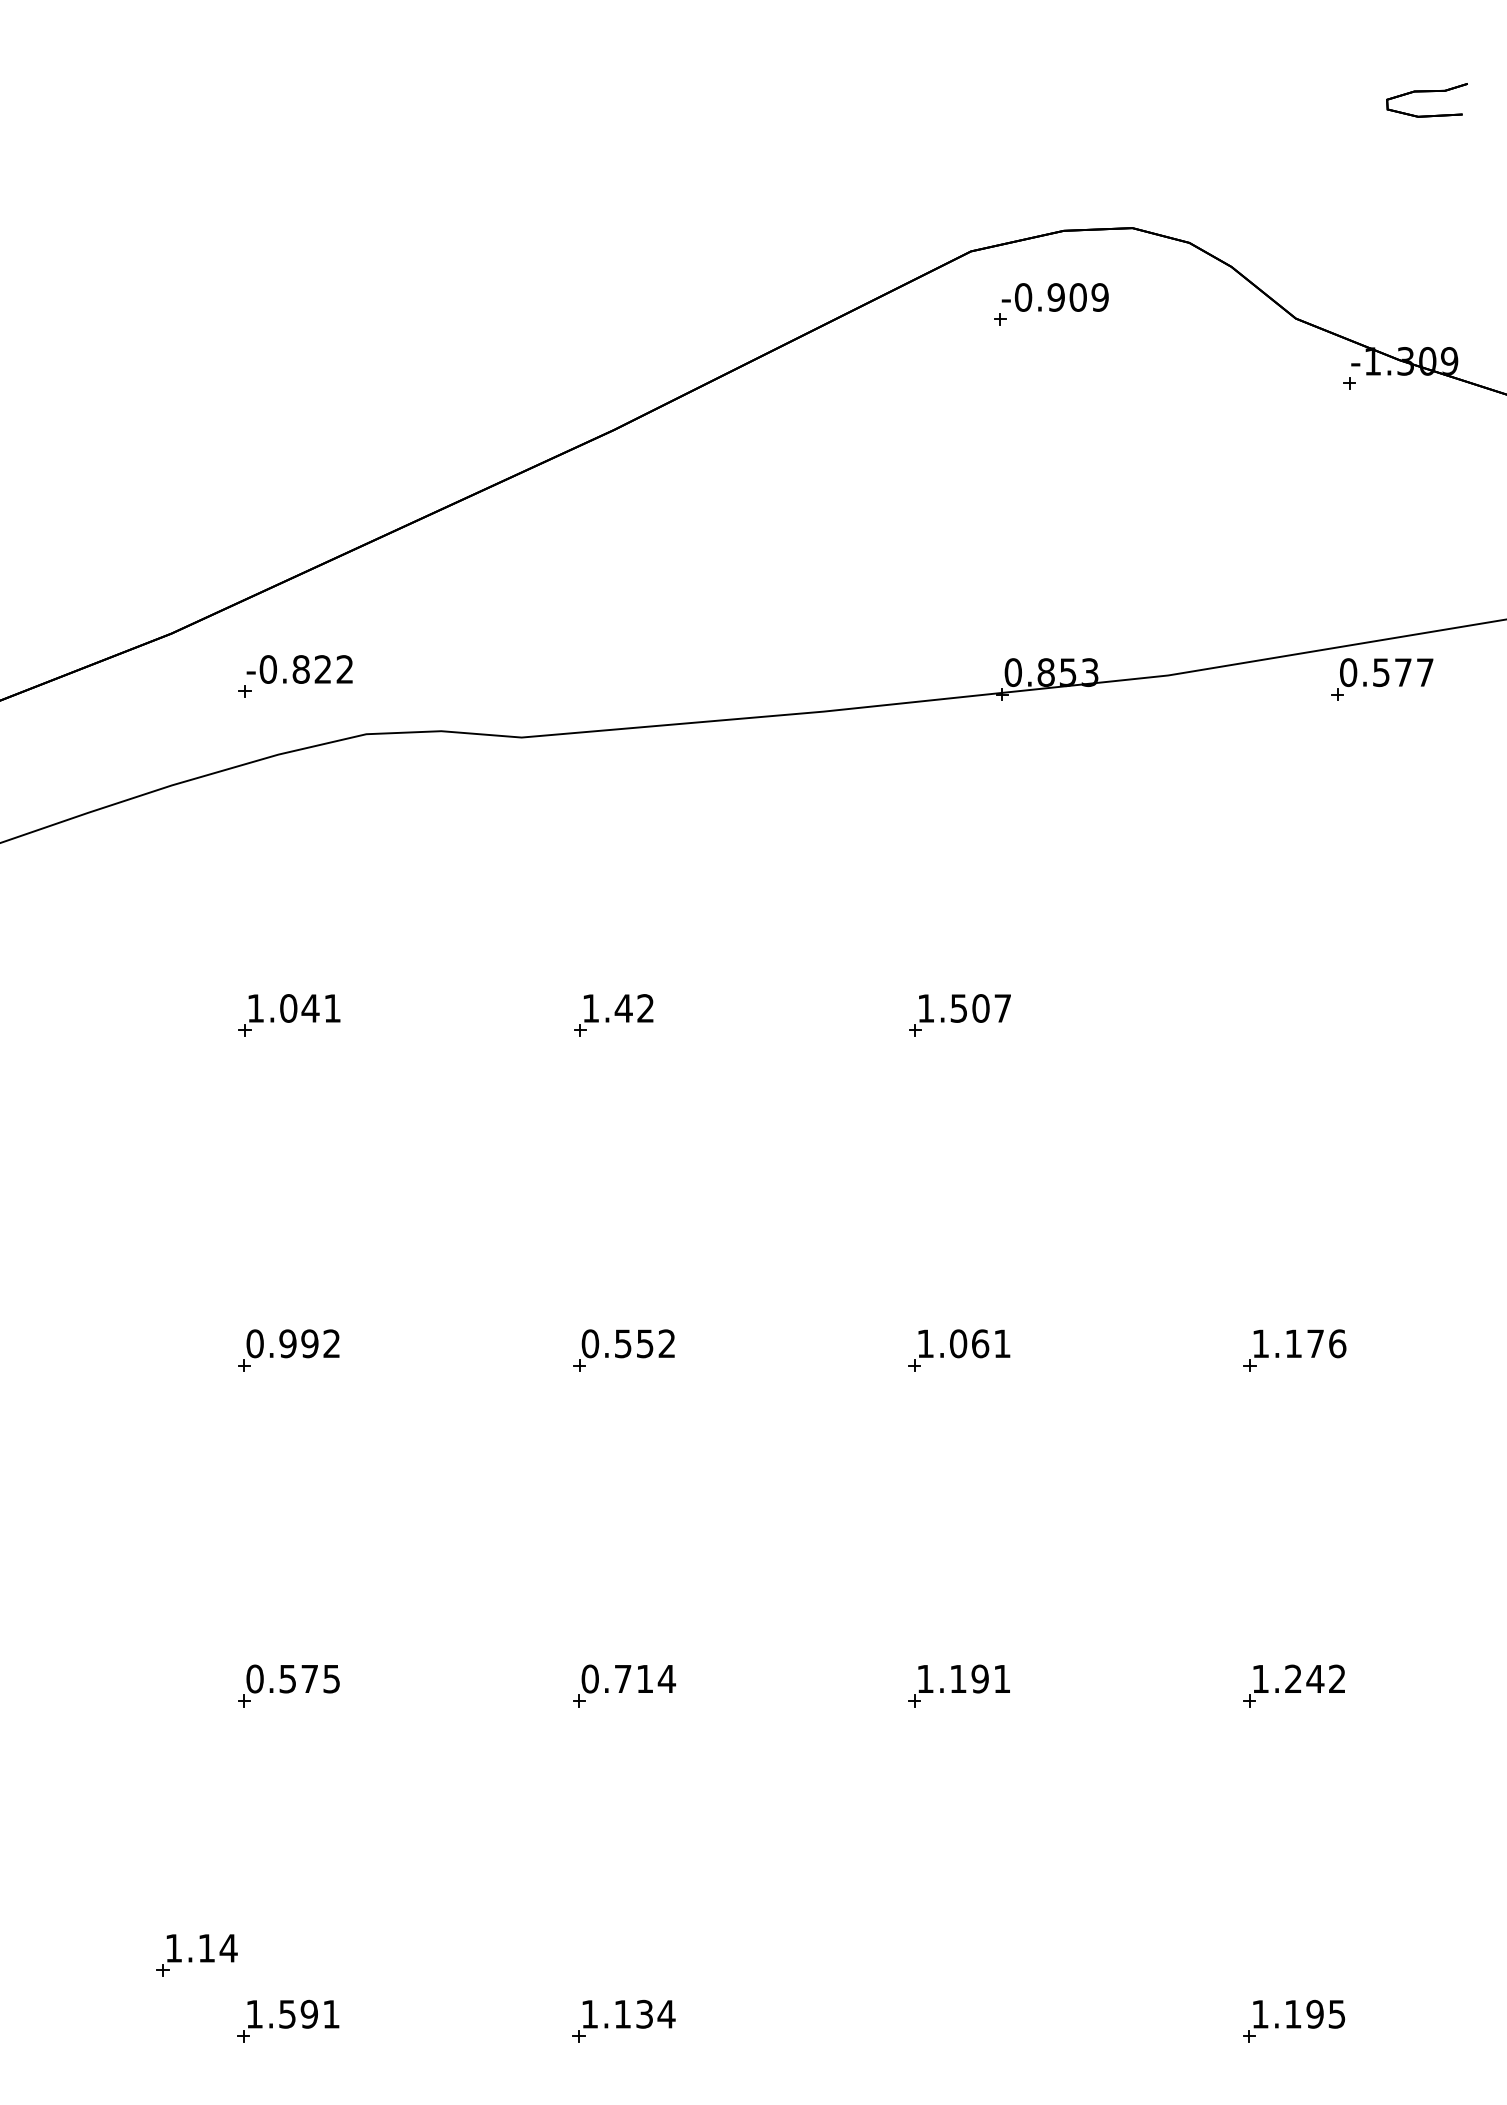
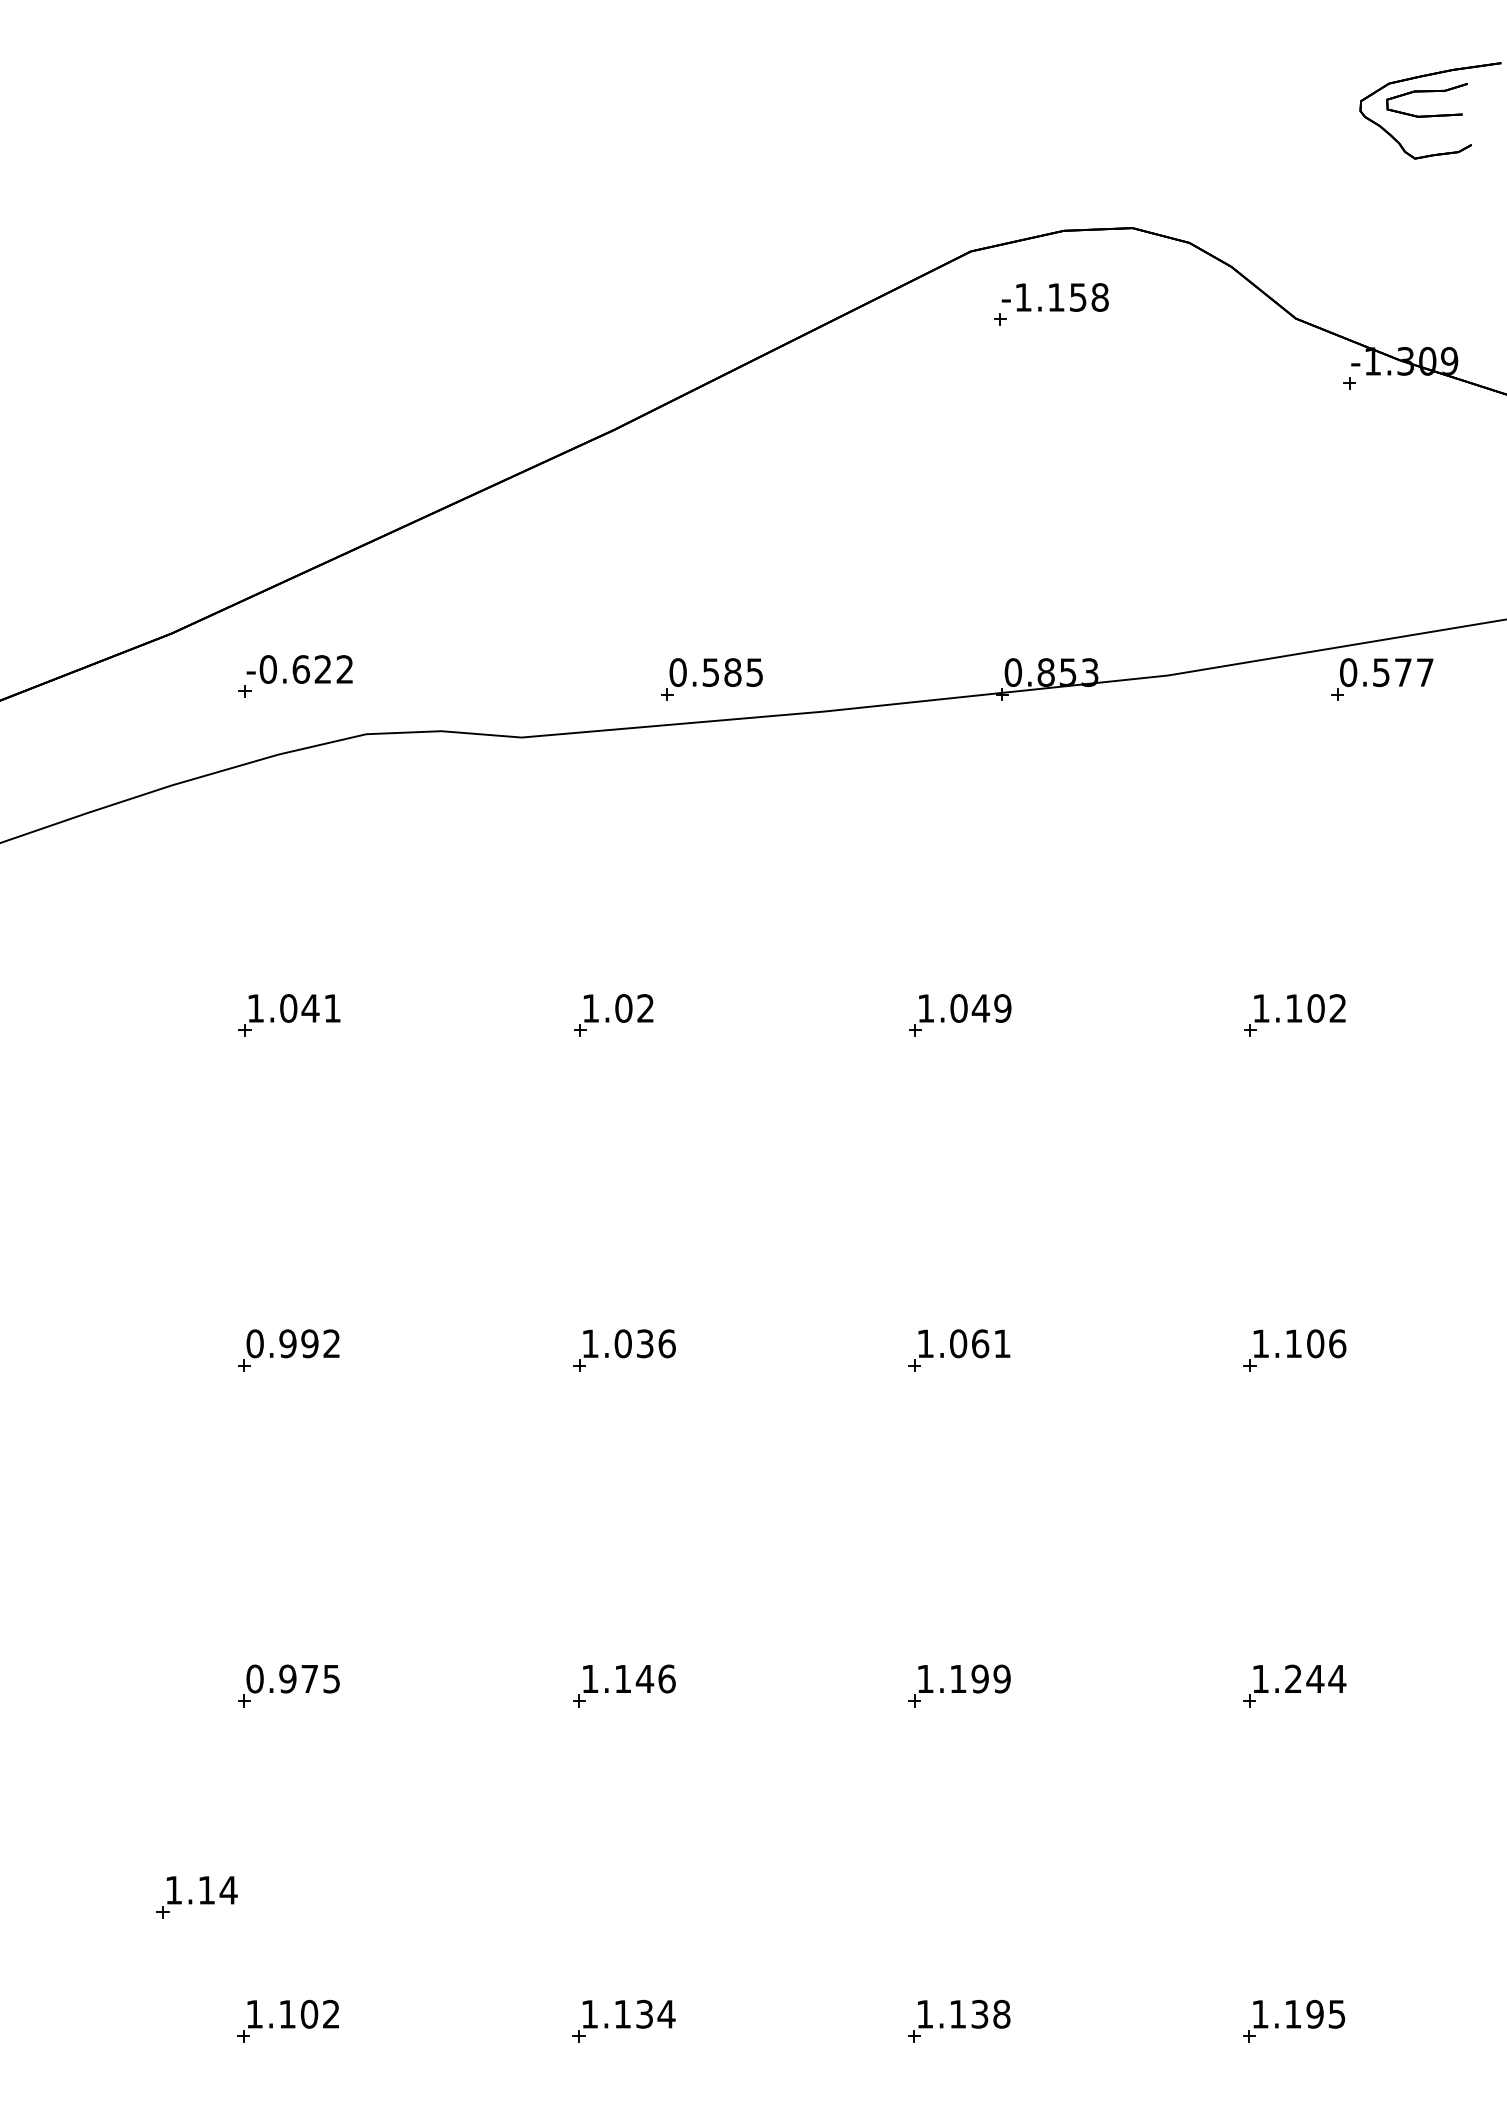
part: none -> present (1422, 77)
text: -0.909 -> -1.158 (1061, 297)
text: -0.822 -> -0.622 (301, 669)
part: none -> present (711, 679)
text: 1.42 -> 1.02 (623, 1008)
text: 1.507 -> 1.049 (980, 1008)
part: none -> present (1294, 1015)
text: 0.552 -> 1.036 (628, 1343)
text: 1.176 -> 1.106 (1315, 1343)
text: 0.575 -> 0.975 (287, 1678)
text: 0.714 -> 1.146 (628, 1678)
text: 1.191 -> 1.199 (1001, 1678)
text: 1.242 -> 1.244 (1337, 1678)
part position: (196, 1955) -> (196, 1897) (196, 1897)
text: 1.591 -> 1.102 (309, 2013)
part: none -> present (959, 2020)
